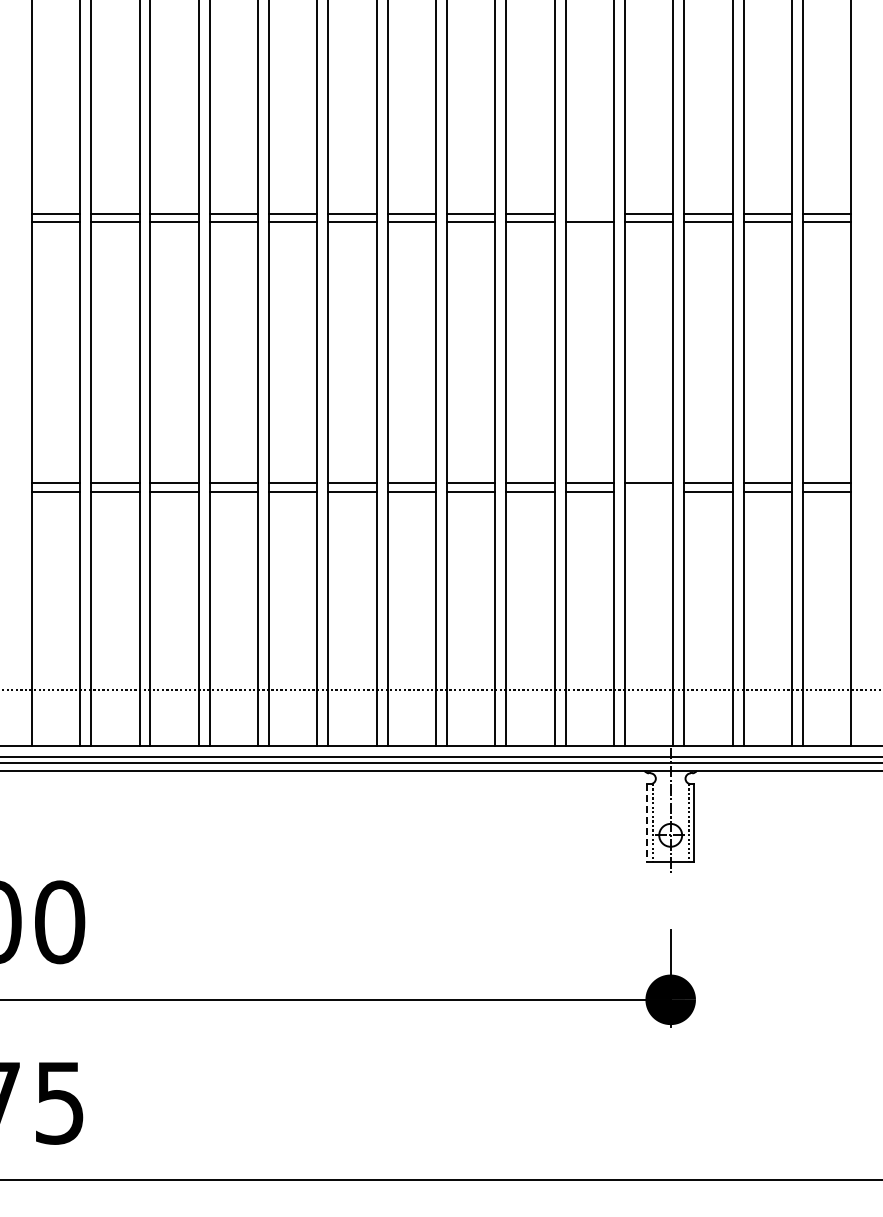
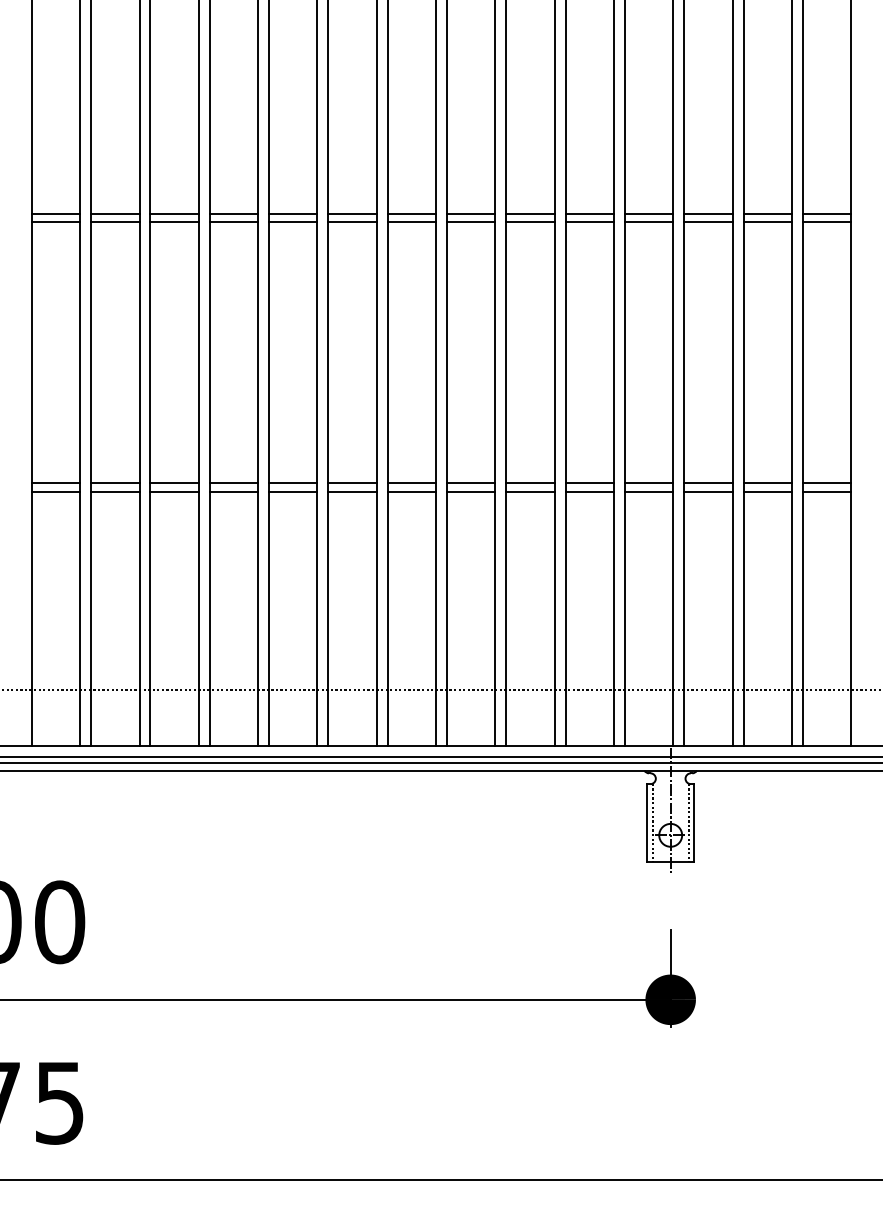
line: none -> present (589, 213)
line: none -> present (648, 491)
line: dashed -> solid (647, 823)
